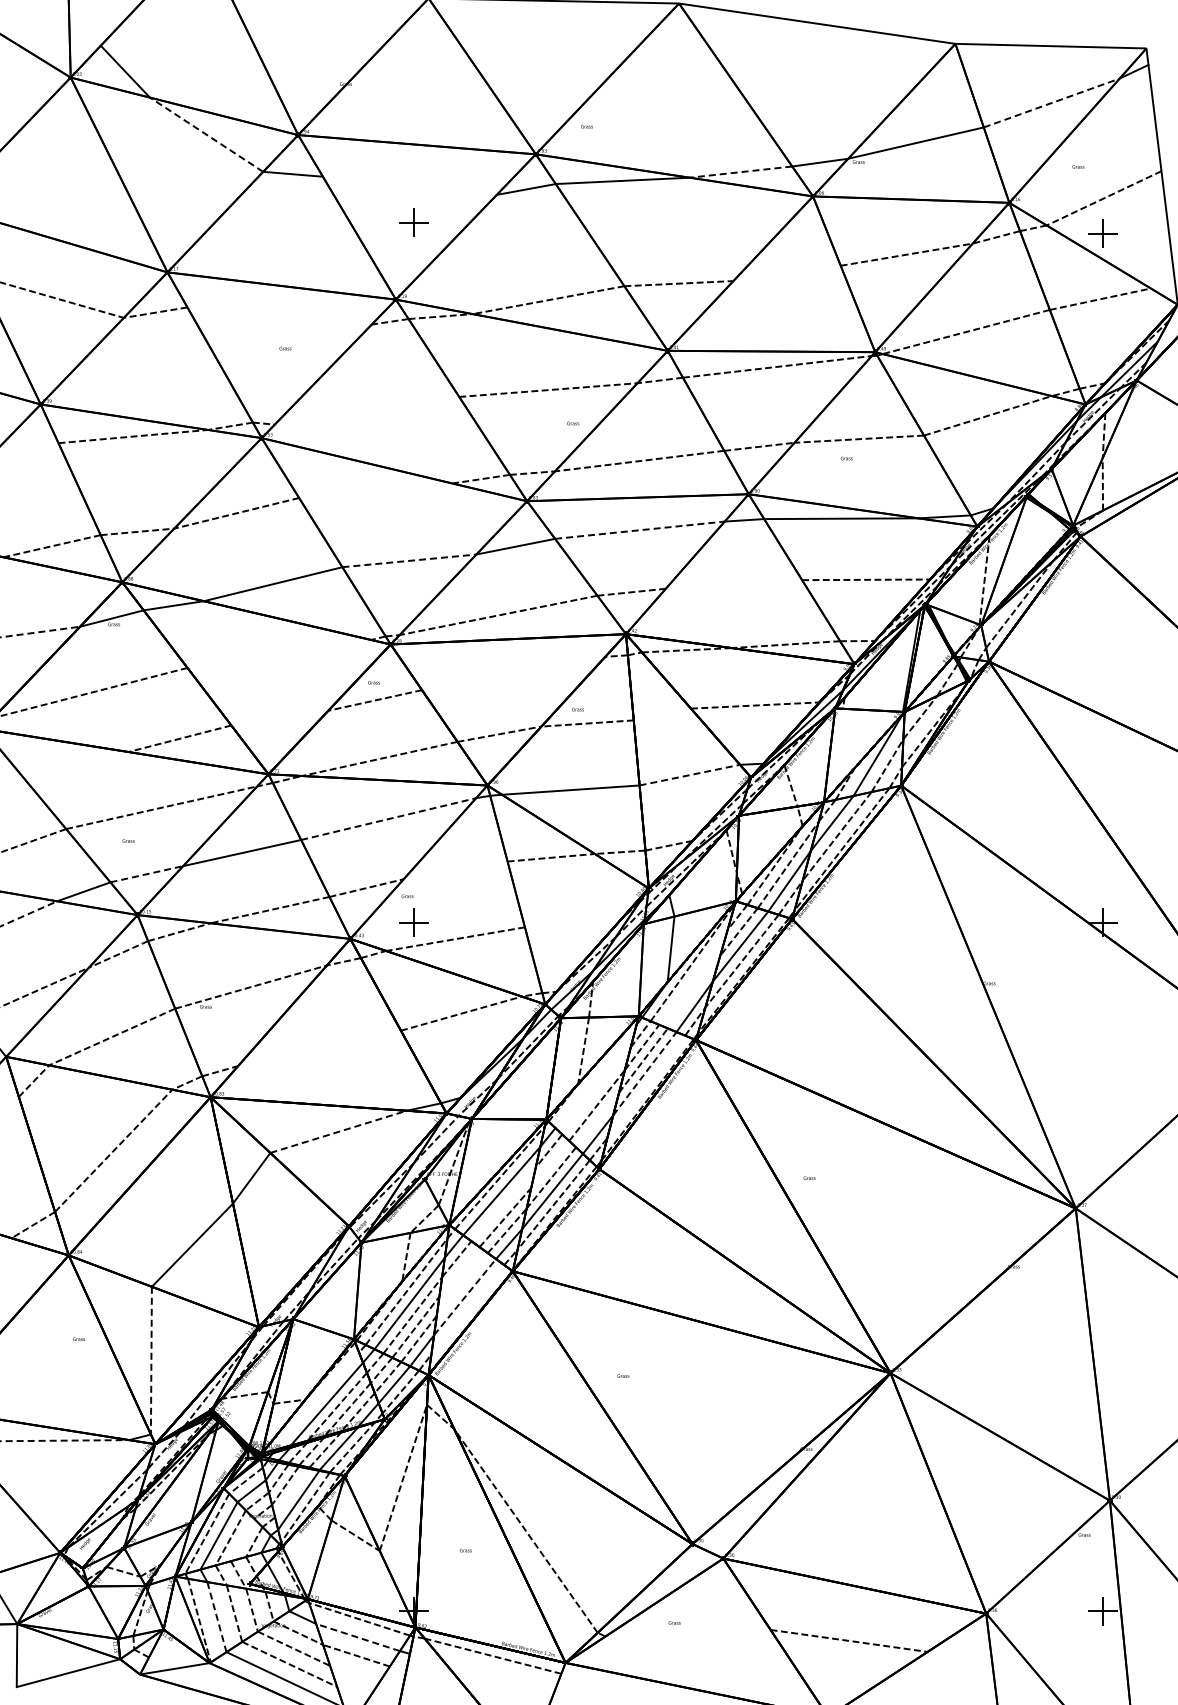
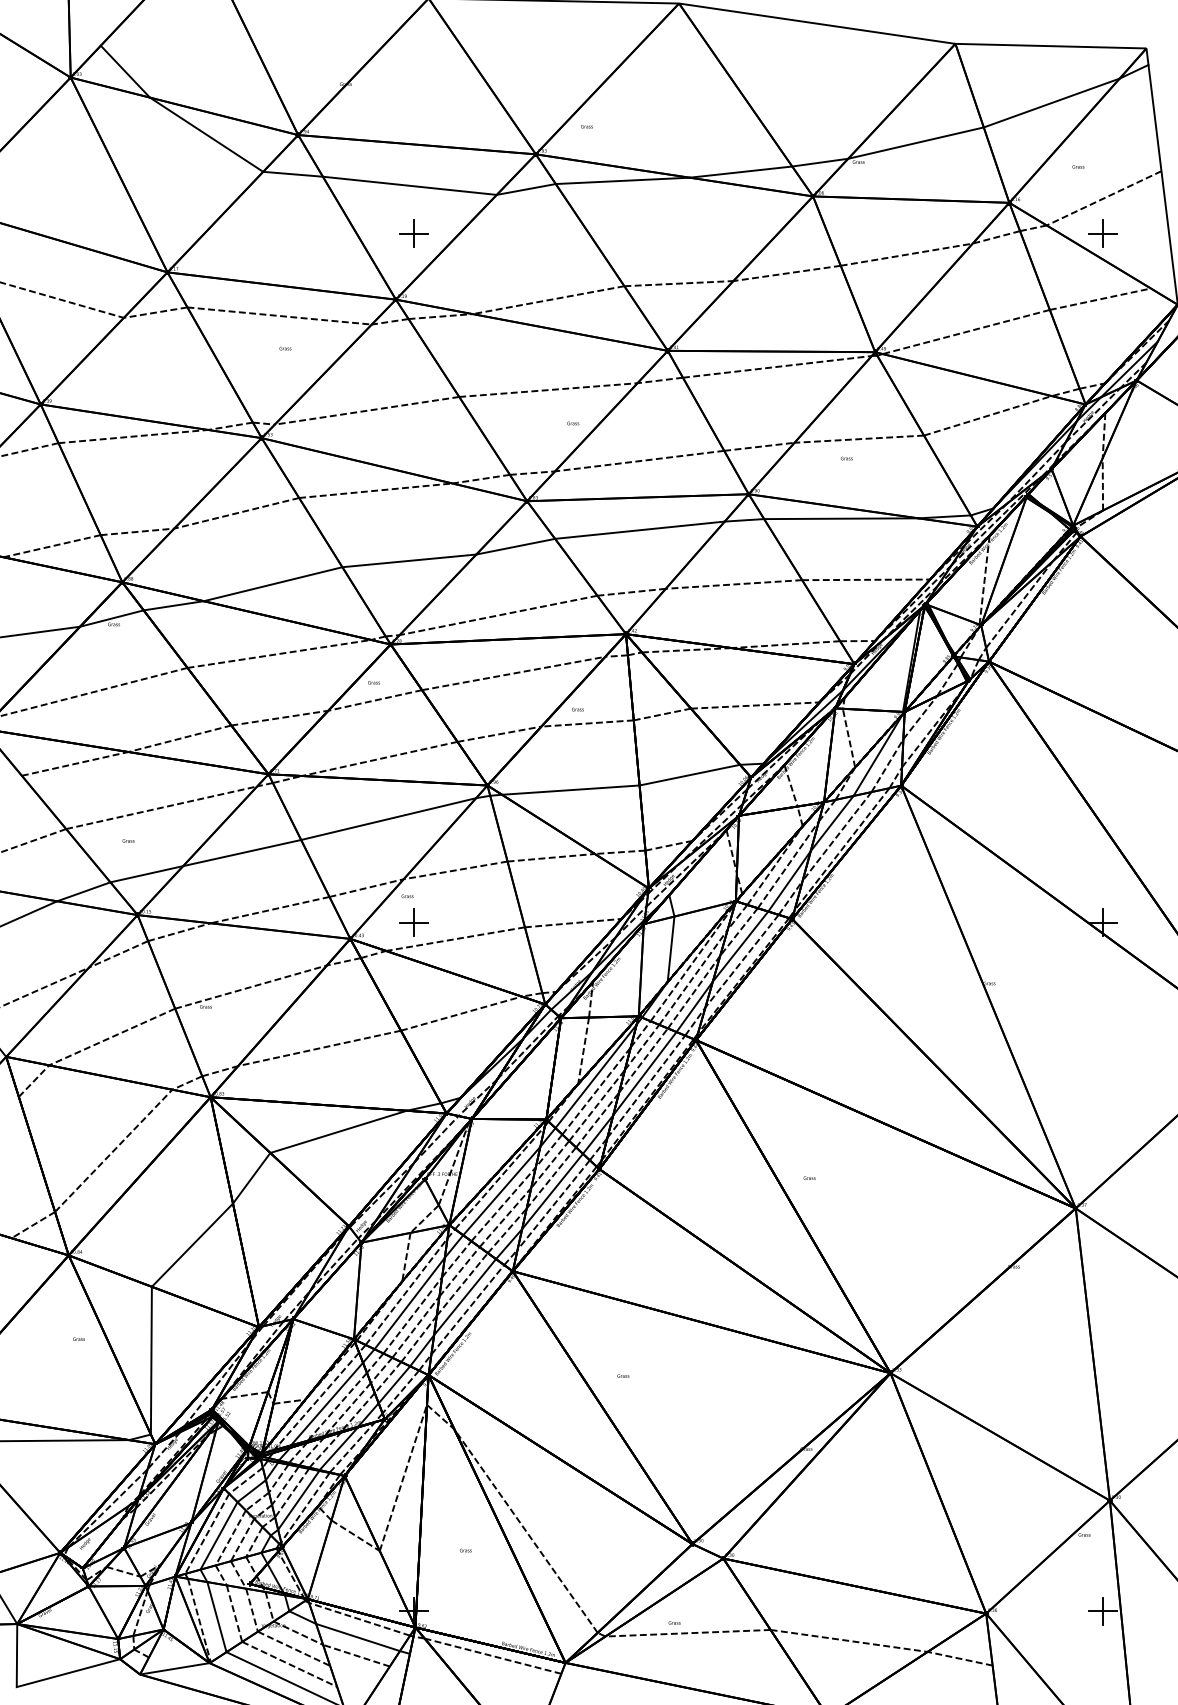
line: dashed -> solid (1052, 102)
line: dashed -> solid (206, 134)
line: dashed -> solid (741, 172)
line: none -> present (409, 185)
part position: (413, 222) -> (413, 233) (413, 233)
line: none -> present (786, 273)
line: none -> present (279, 315)
line: none -> present (366, 410)
line: none -> present (30, 449)
line: none -> present (375, 490)
line: dashed -> solid (640, 530)
line: dashed -> solid (409, 560)
line: none -> present (733, 584)
line: dashed -> solid (40, 632)
line: none -> present (279, 653)
line: none -> present (513, 673)
line: none -> present (662, 714)
line: none -> present (279, 717)
line: none -> present (848, 737)
line: none -> present (74, 763)
line: dashed -> solid (690, 775)
line: dashed -> solid (388, 819)
line: none -> present (455, 870)
line: dashed -> solid (147, 874)
line: dashed -> solid (29, 913)
line: none -> present (572, 922)
line: none -> present (693, 976)
line: none -> present (693, 991)
line: none -> present (319, 1048)
line: dashed -> solid (645, 1073)
line: none -> present (595, 1076)
line: none -> present (646, 1086)
line: none -> present (596, 1090)
line: none -> present (597, 1119)
line: dashed -> solid (339, 1131)
line: none -> present (550, 1164)
line: none -> present (503, 1204)
line: none -> present (459, 1271)
line: none -> present (461, 1284)
line: dashed -> solid (465, 1296)
line: none -> present (467, 1309)
line: dashed -> solid (151, 1360)
line: none -> present (316, 1401)
line: dashed -> solid (65, 1440)
line: none -> present (292, 1492)
line: none -> present (242, 1539)
line: dashed -> solid (217, 1617)
line: none -> present (687, 1632)
line: dashed -> solid (357, 1637)
line: none -> present (959, 1658)
